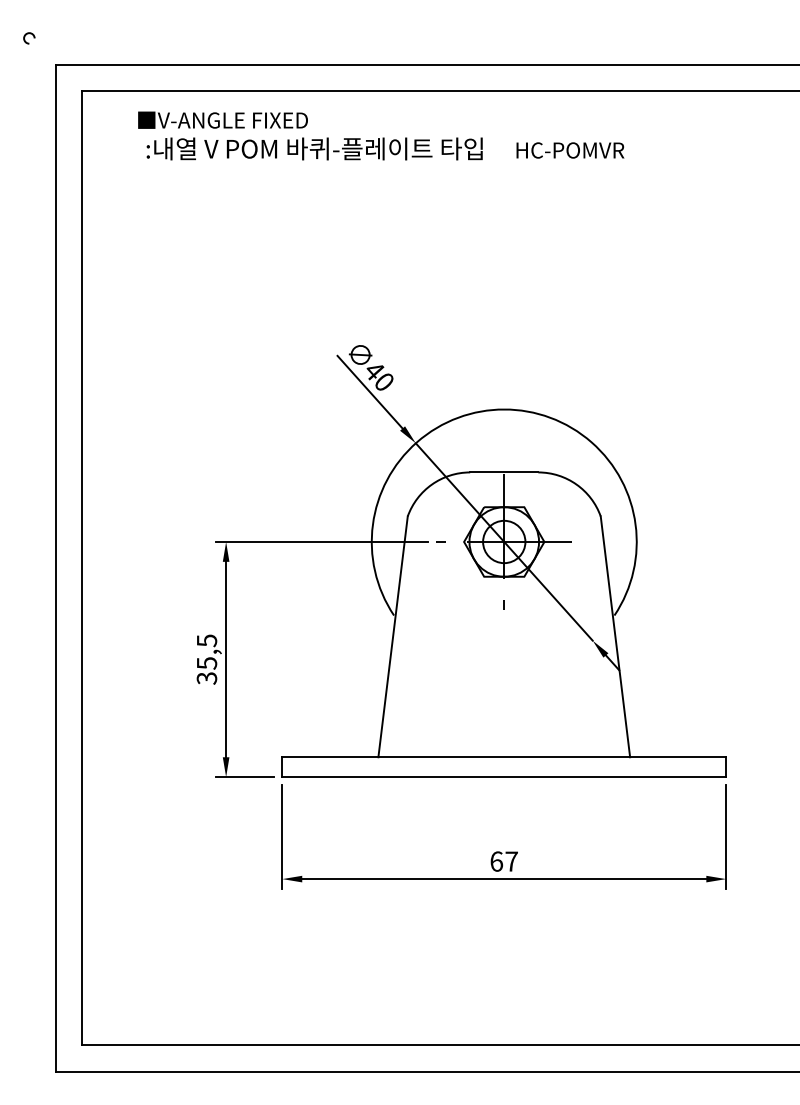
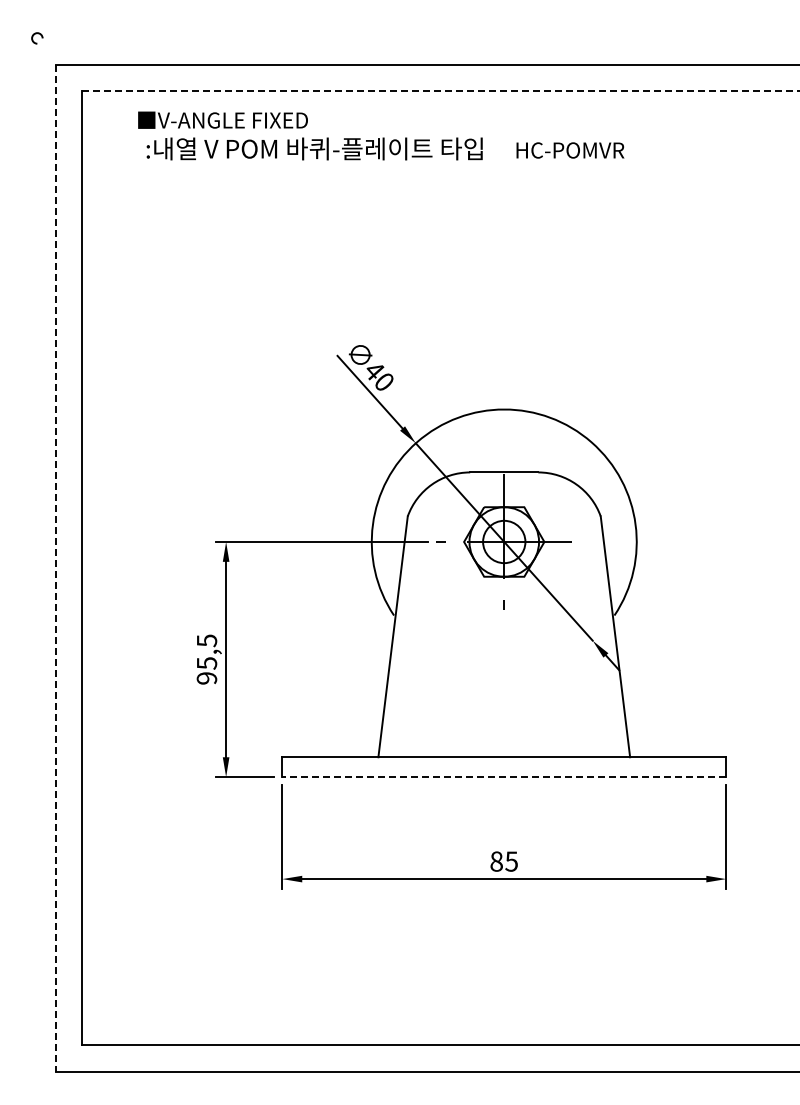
arc position: (29, 34) -> (37, 34) (37, 34)
line: solid -> dashed (441, 91)
line: solid -> dashed (55, 568)
text: 35,5 -> 95,5 (207, 678)
line: solid -> dashed (504, 777)
text: 67 -> 85 (503, 861)
